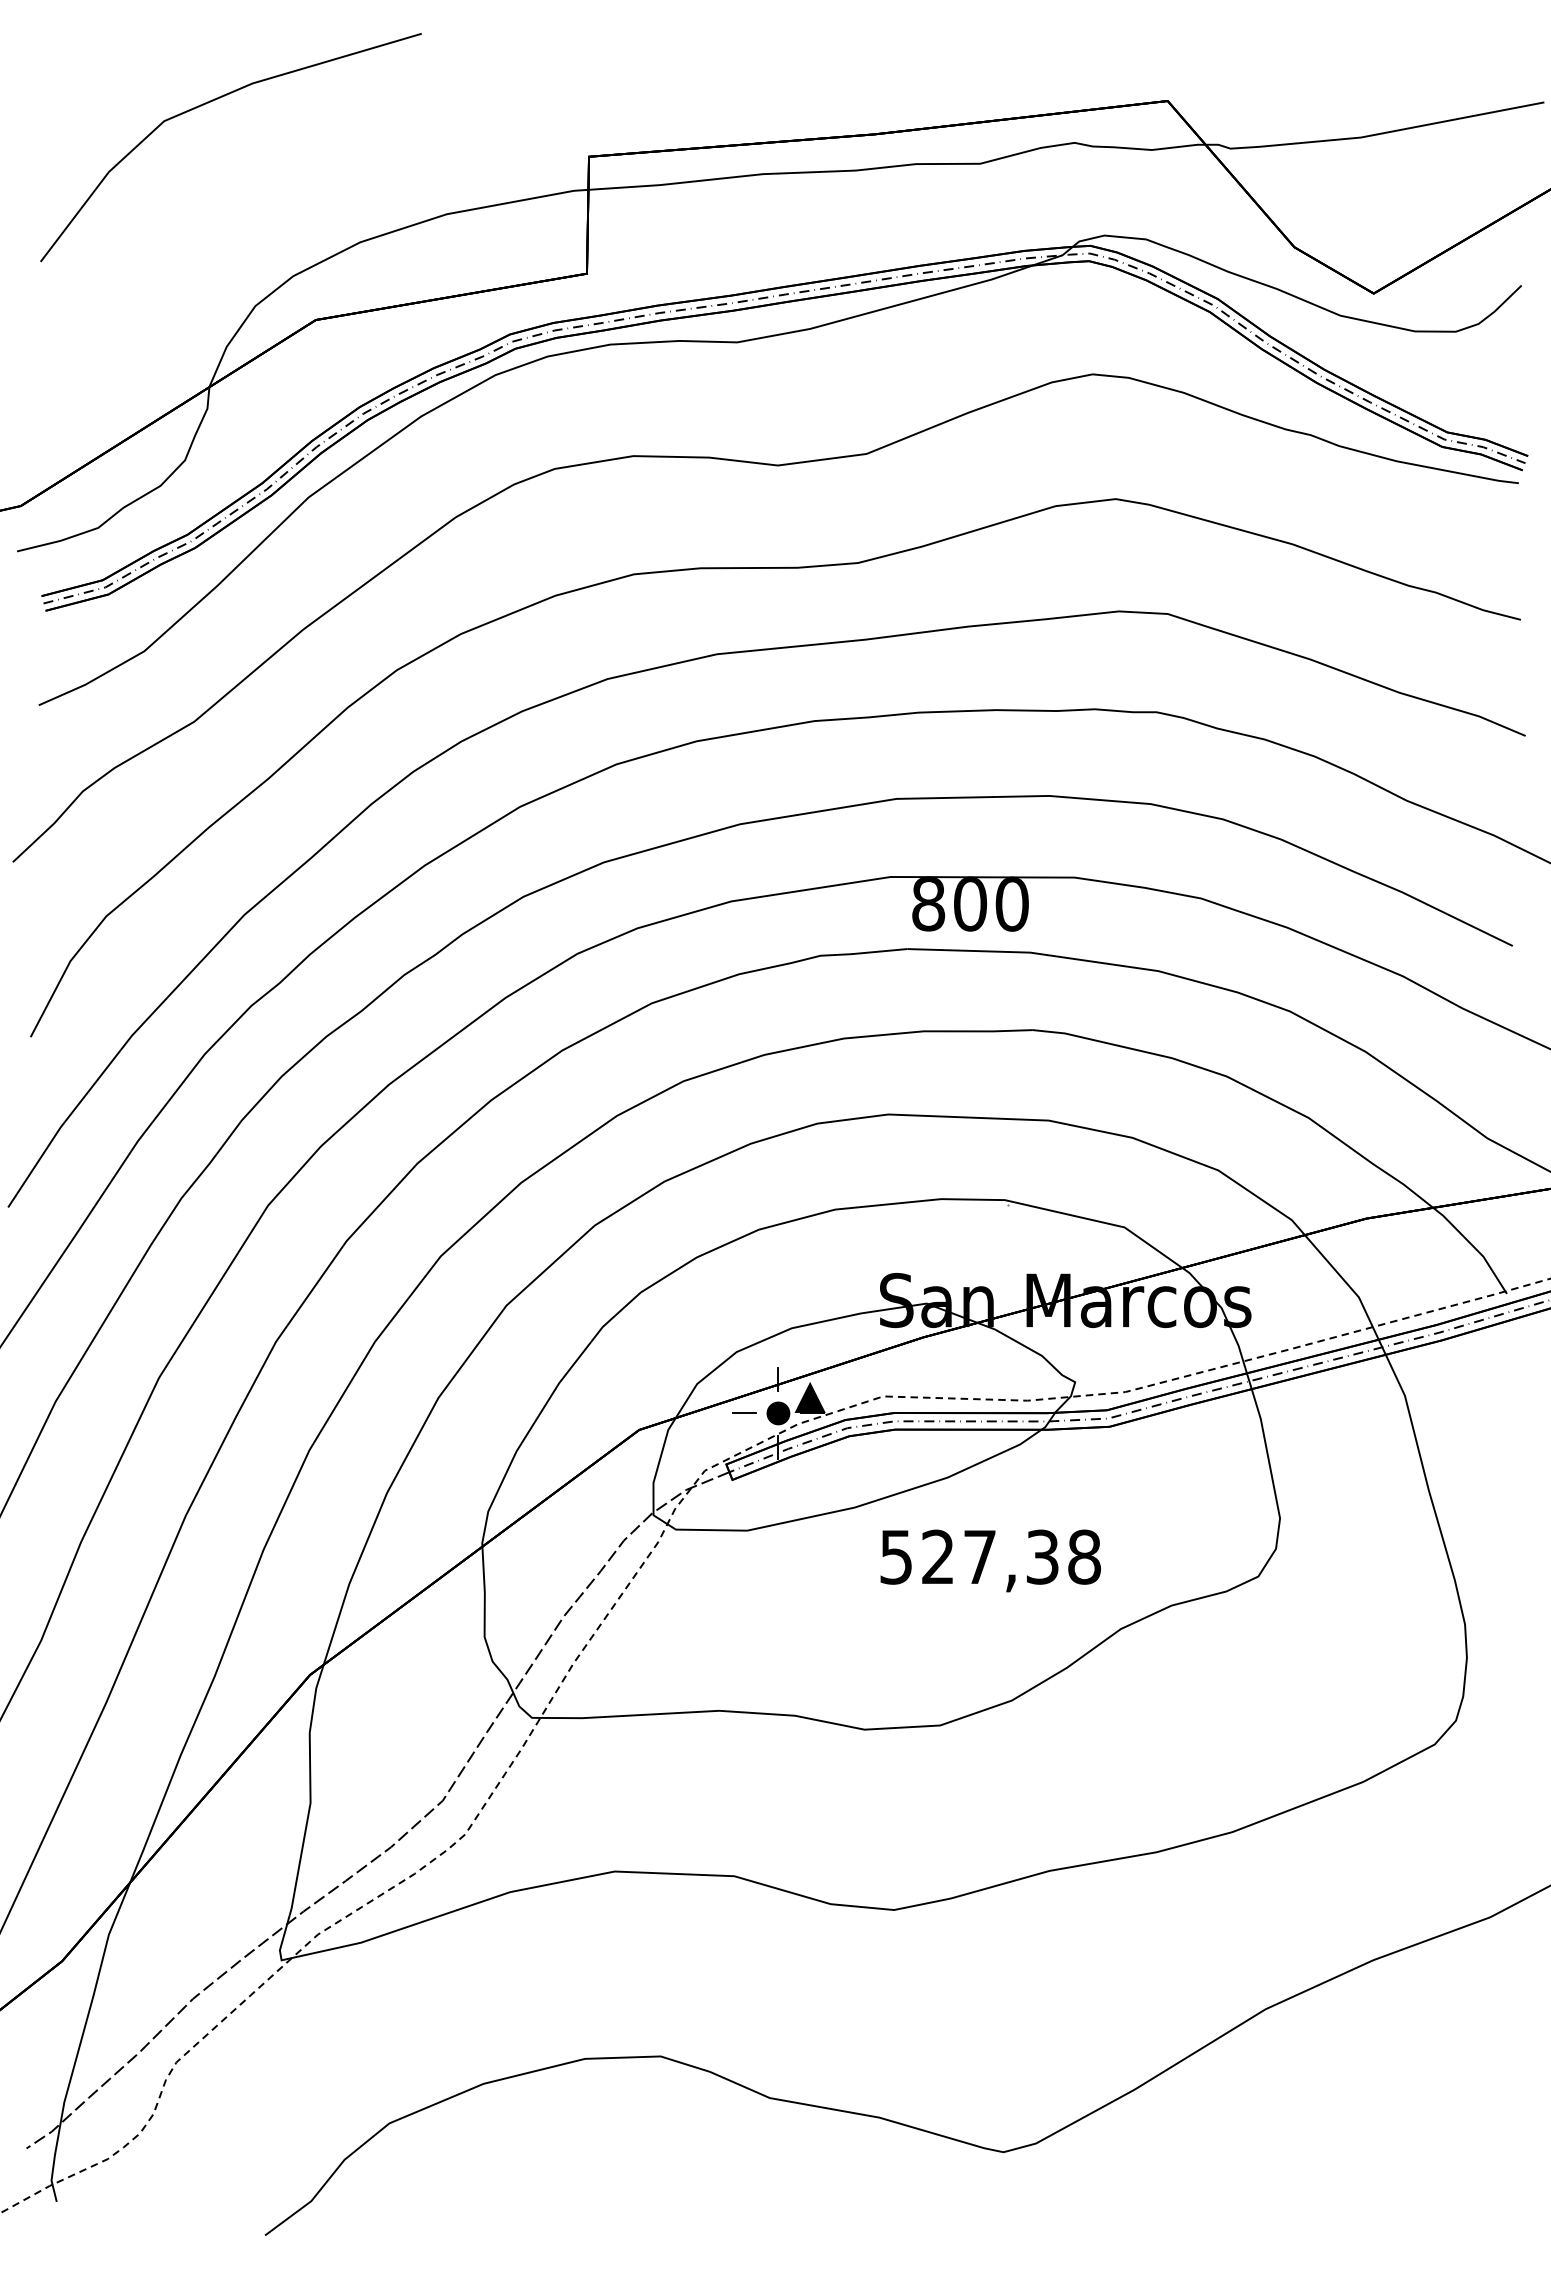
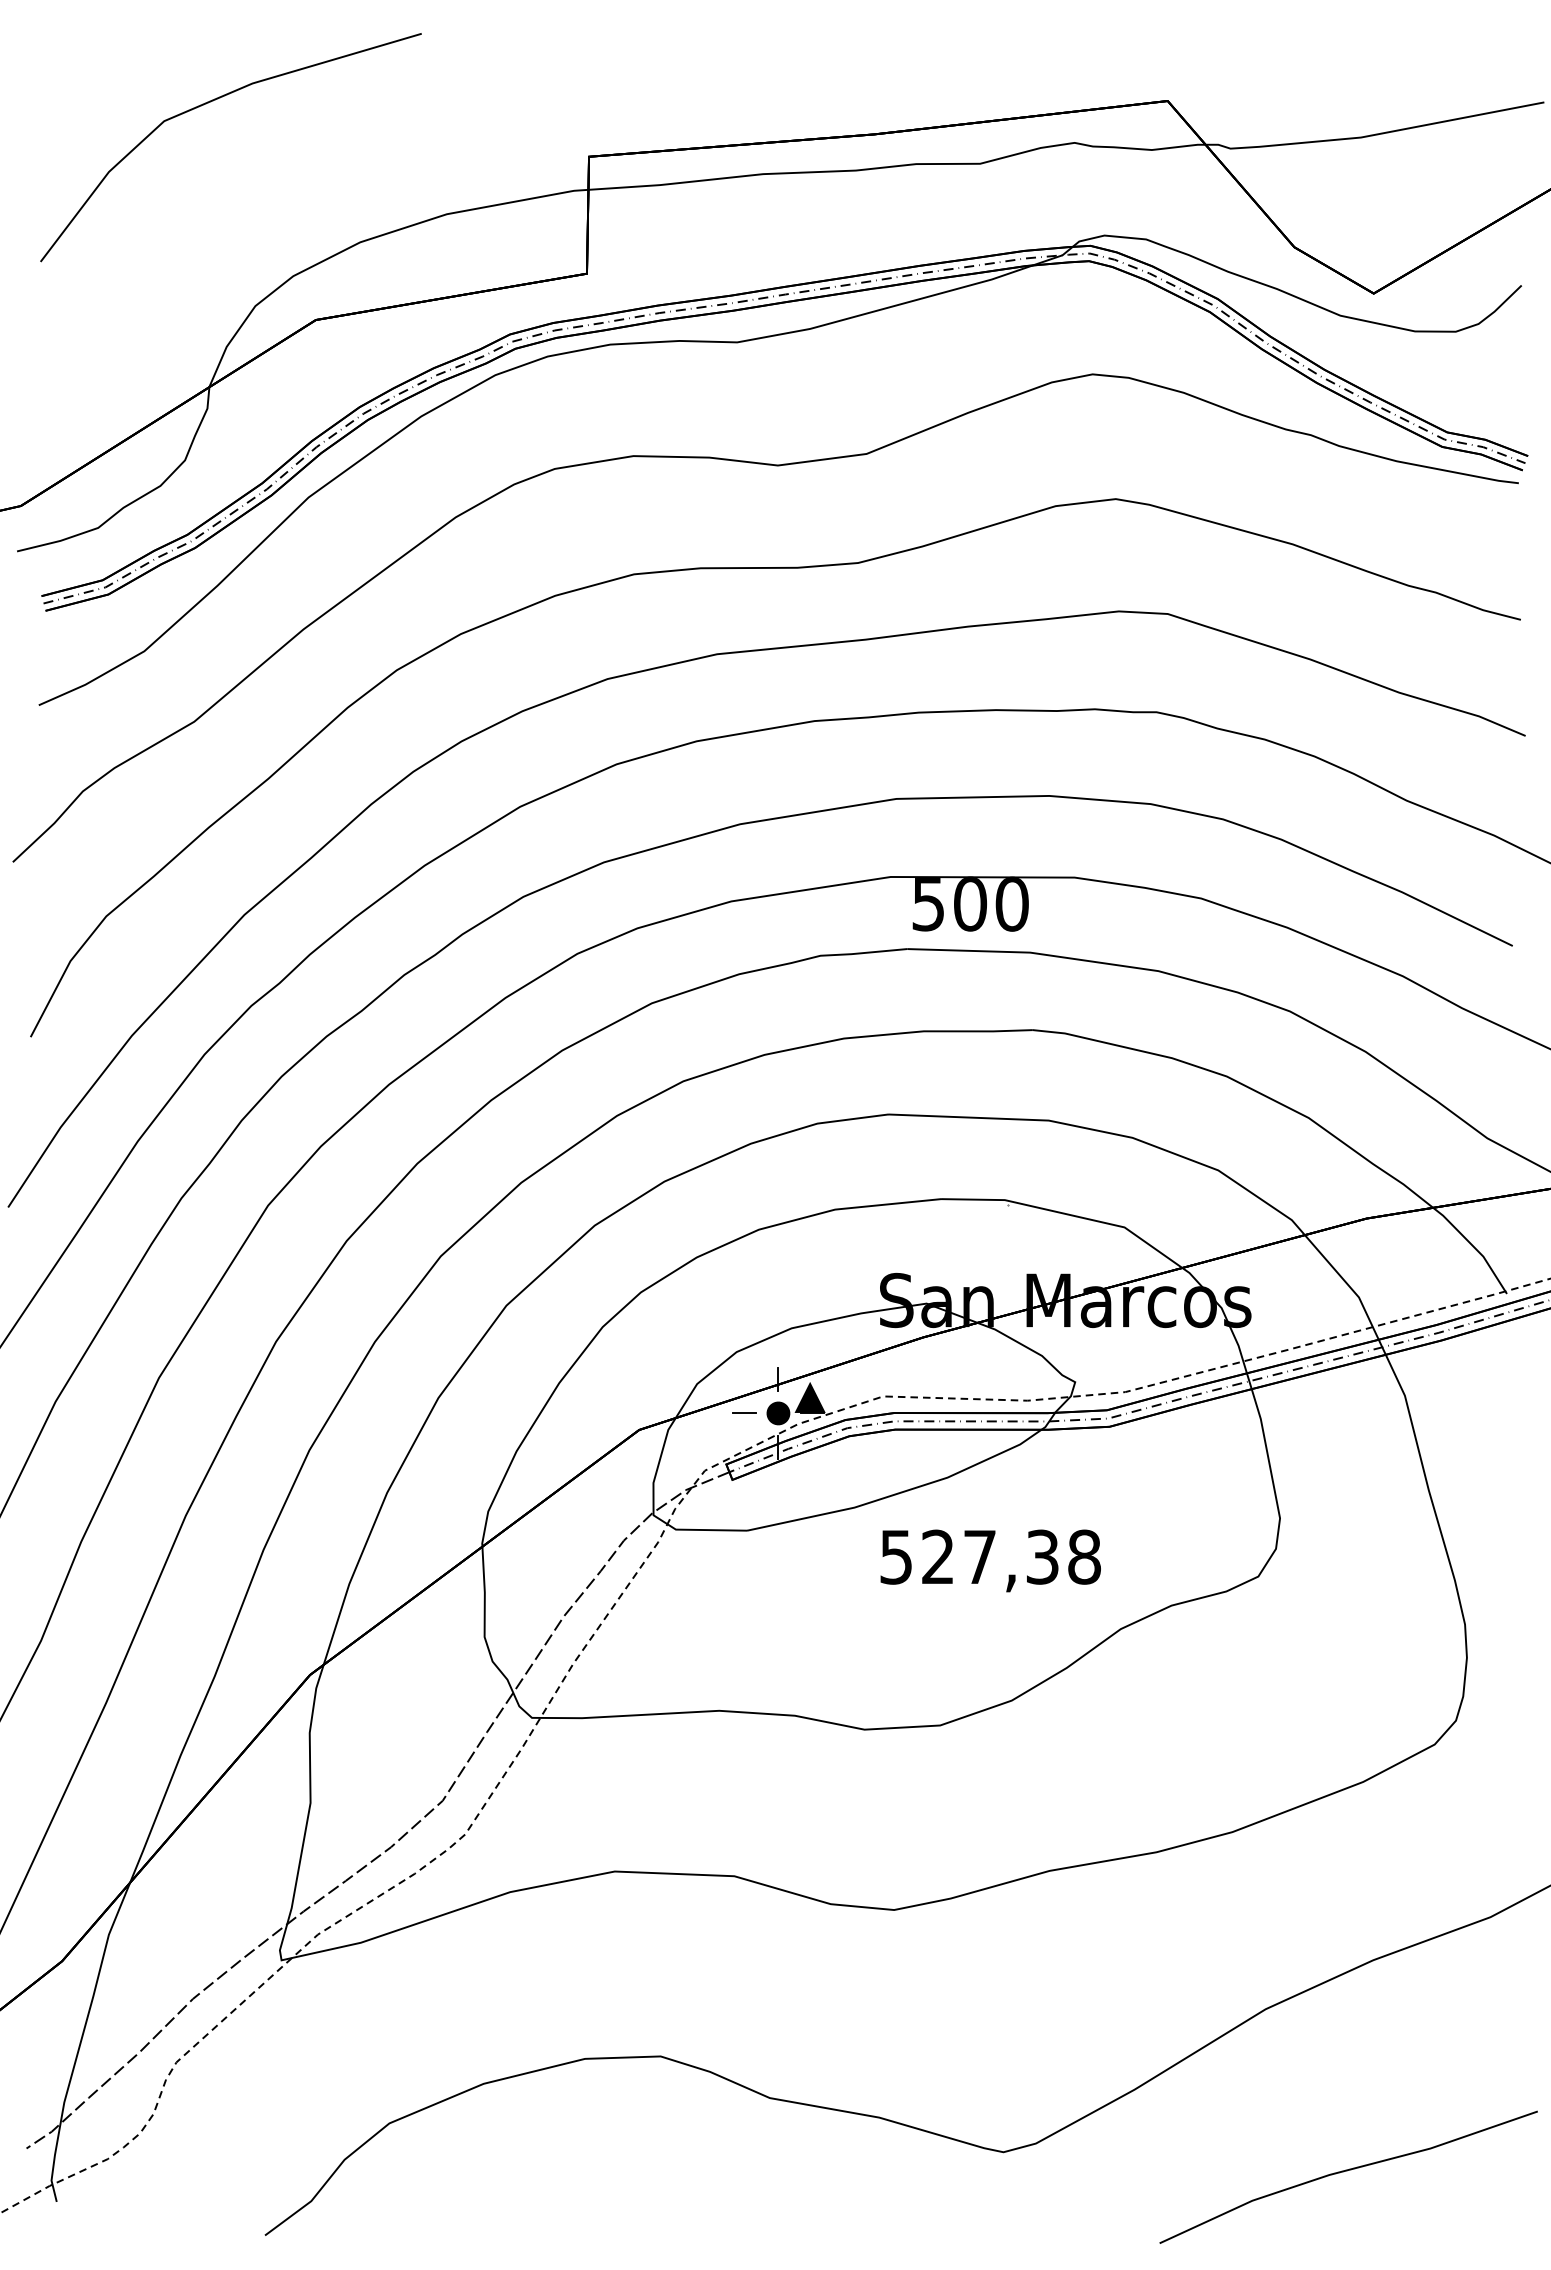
text: 800 -> 500 (928, 903)
line: none -> present (1347, 2171)
